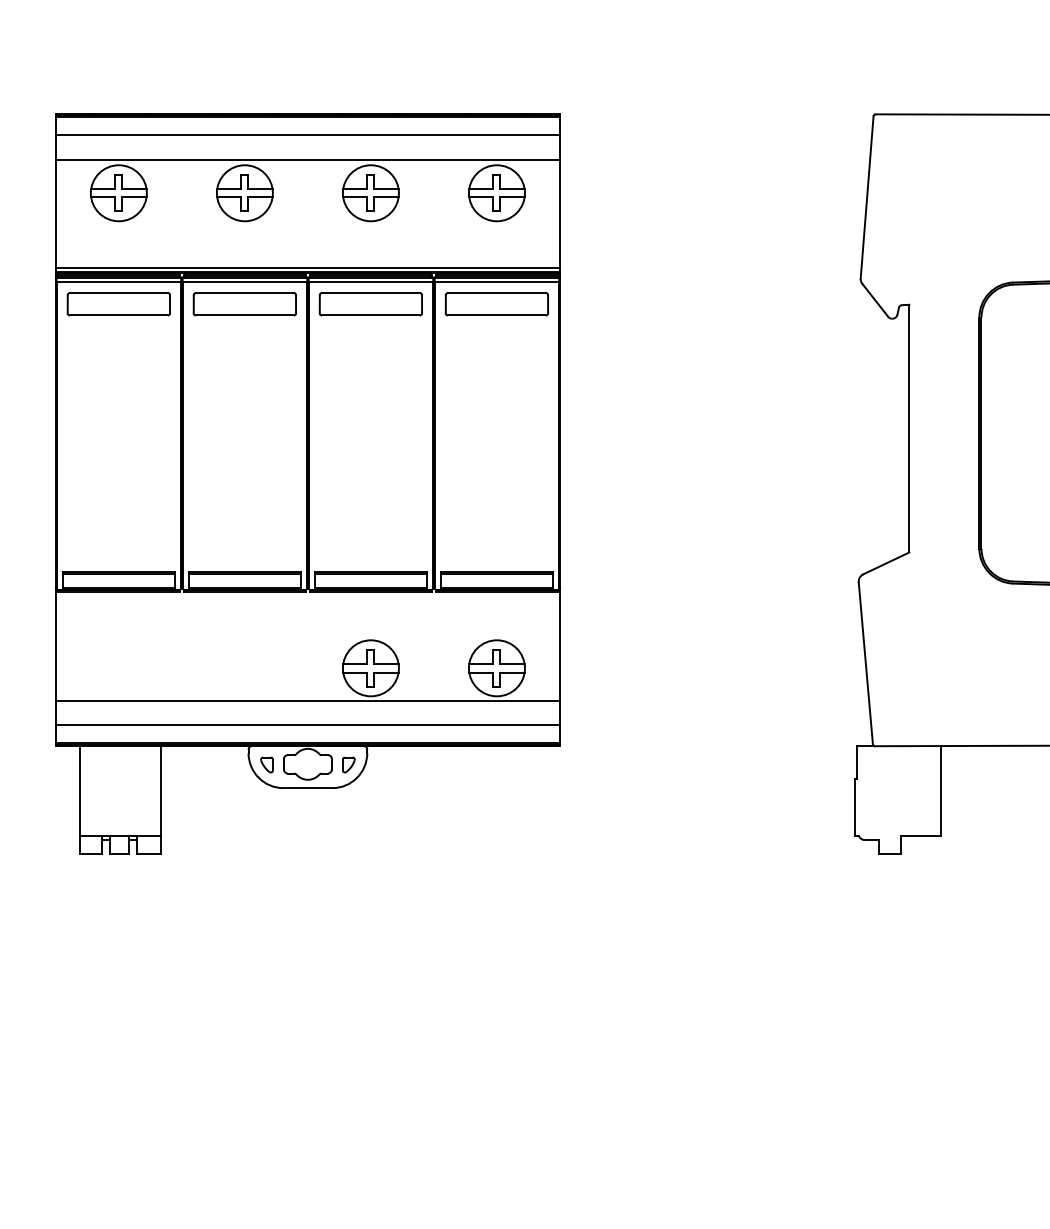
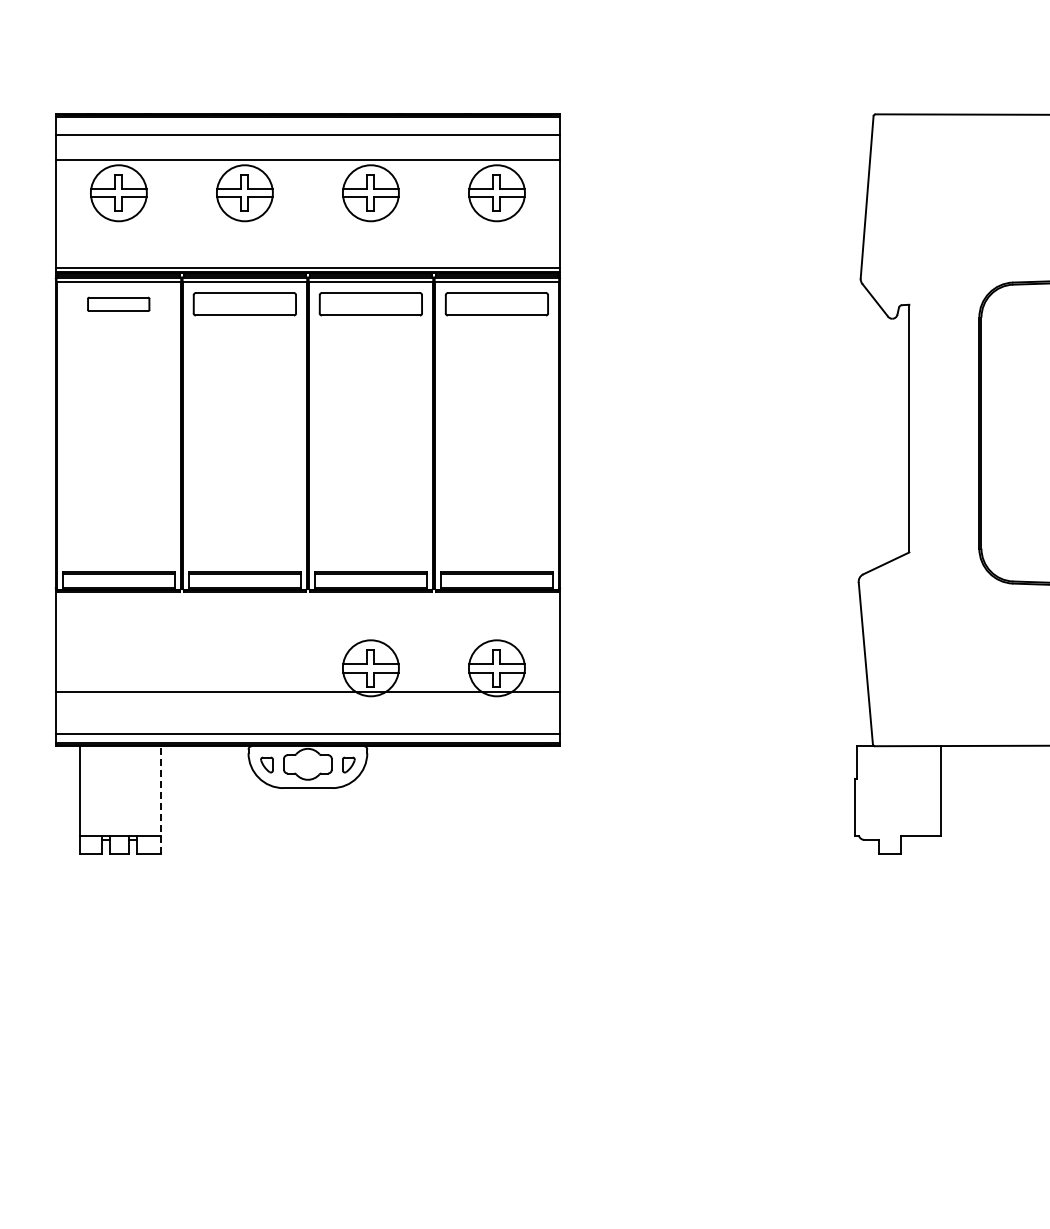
part size: 105x25 px -> 64x16 px (118, 303)
line position: (307, 700) -> (307, 691) (307, 691)
line position: (307, 725) -> (307, 734) (307, 734)
line: solid -> dashed (160, 799)
